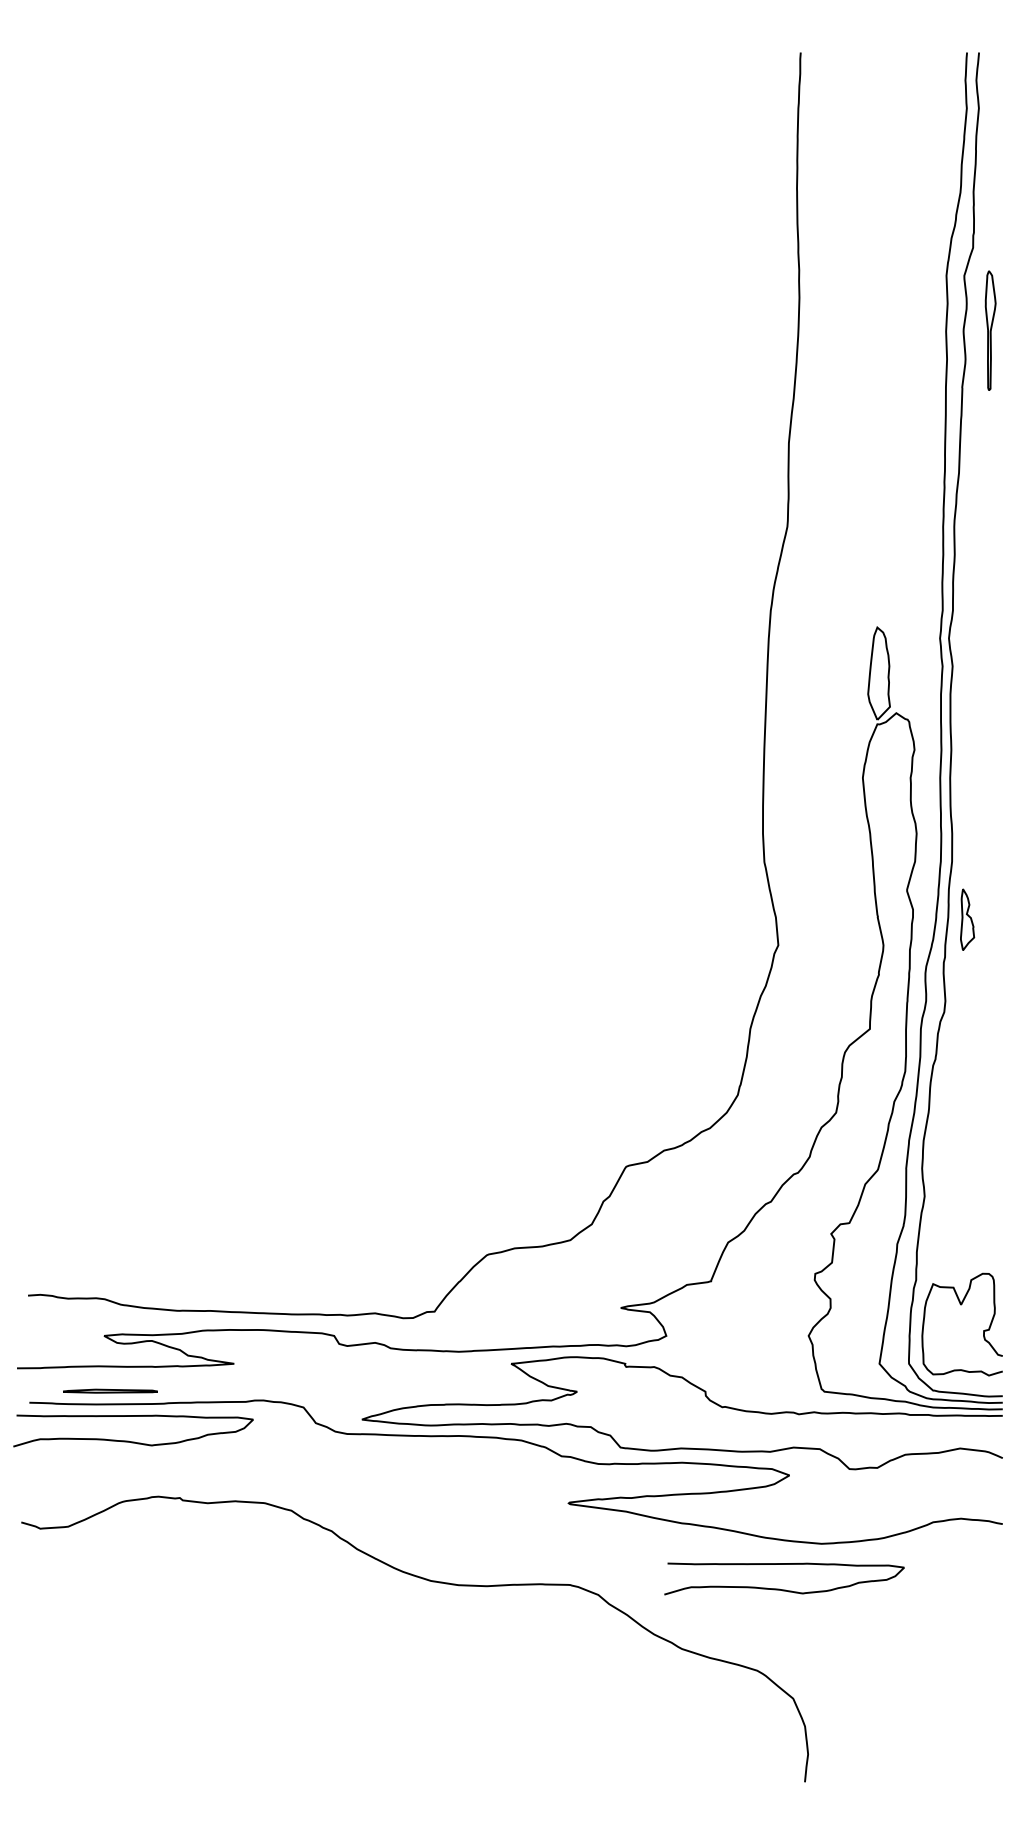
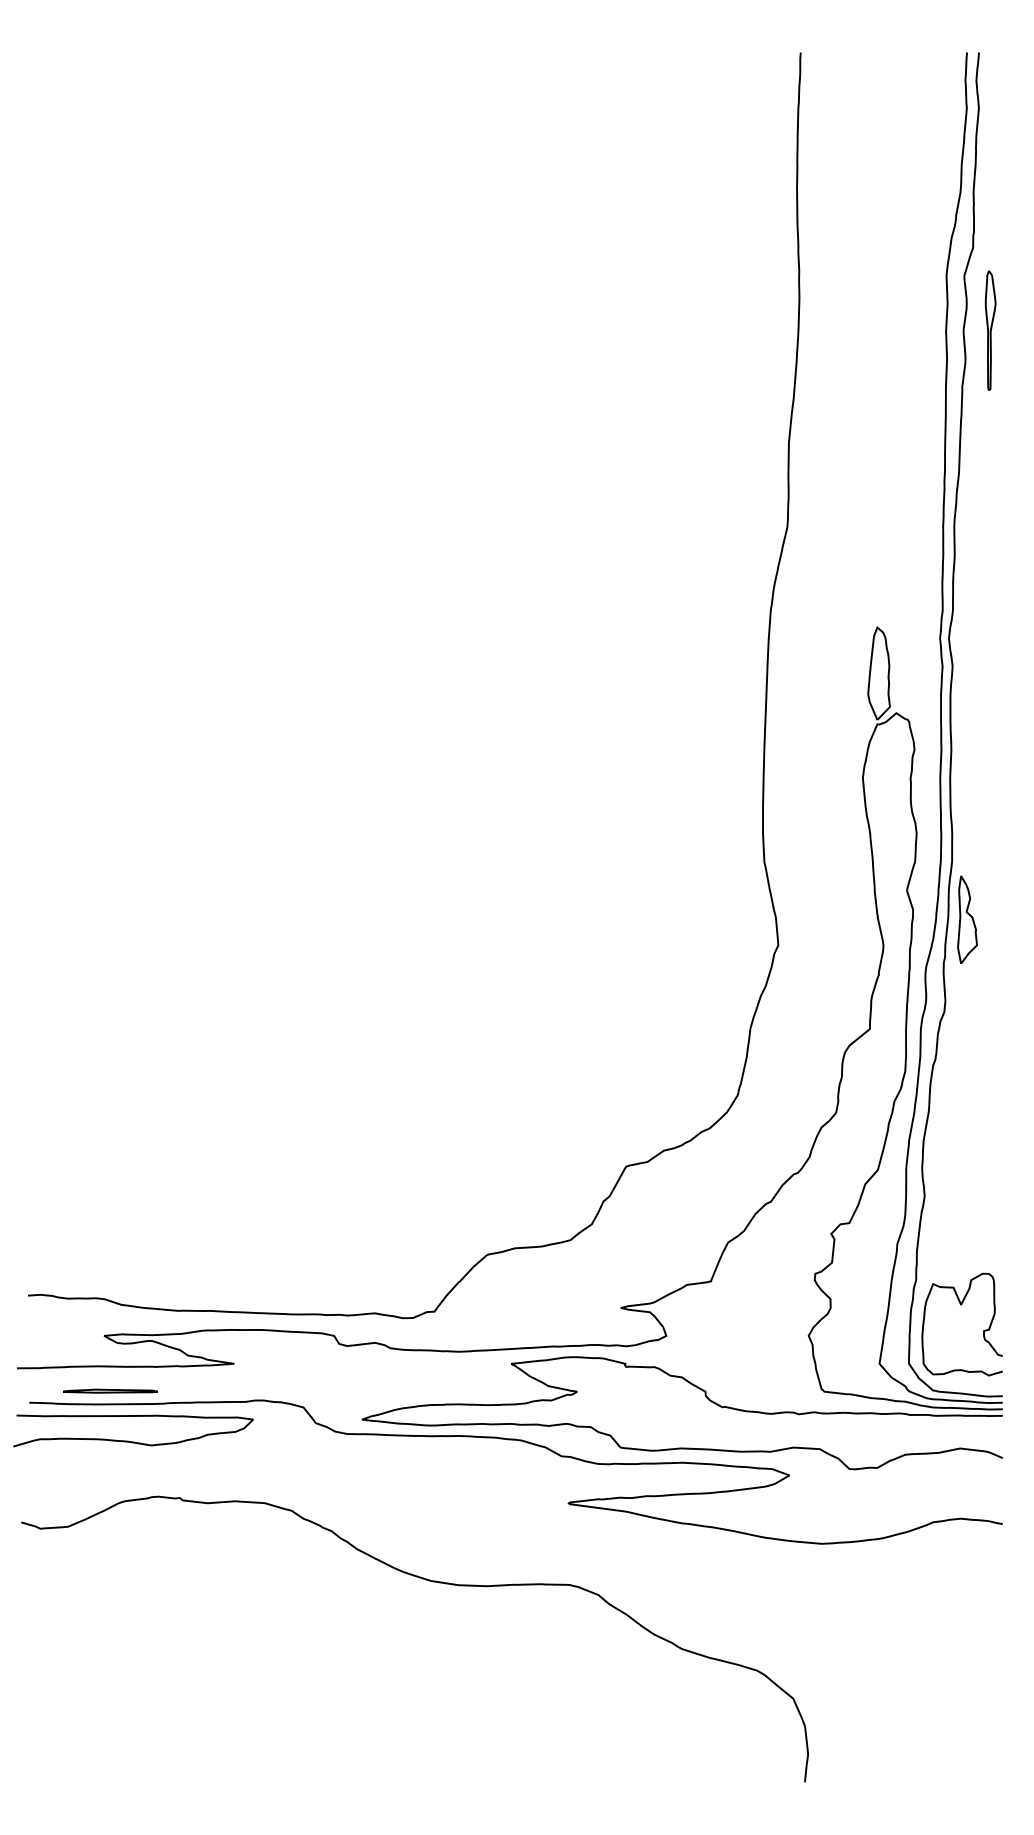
part size: 16x63 px -> 21x89 px (967, 919)
curve: present -> none (784, 1589)
